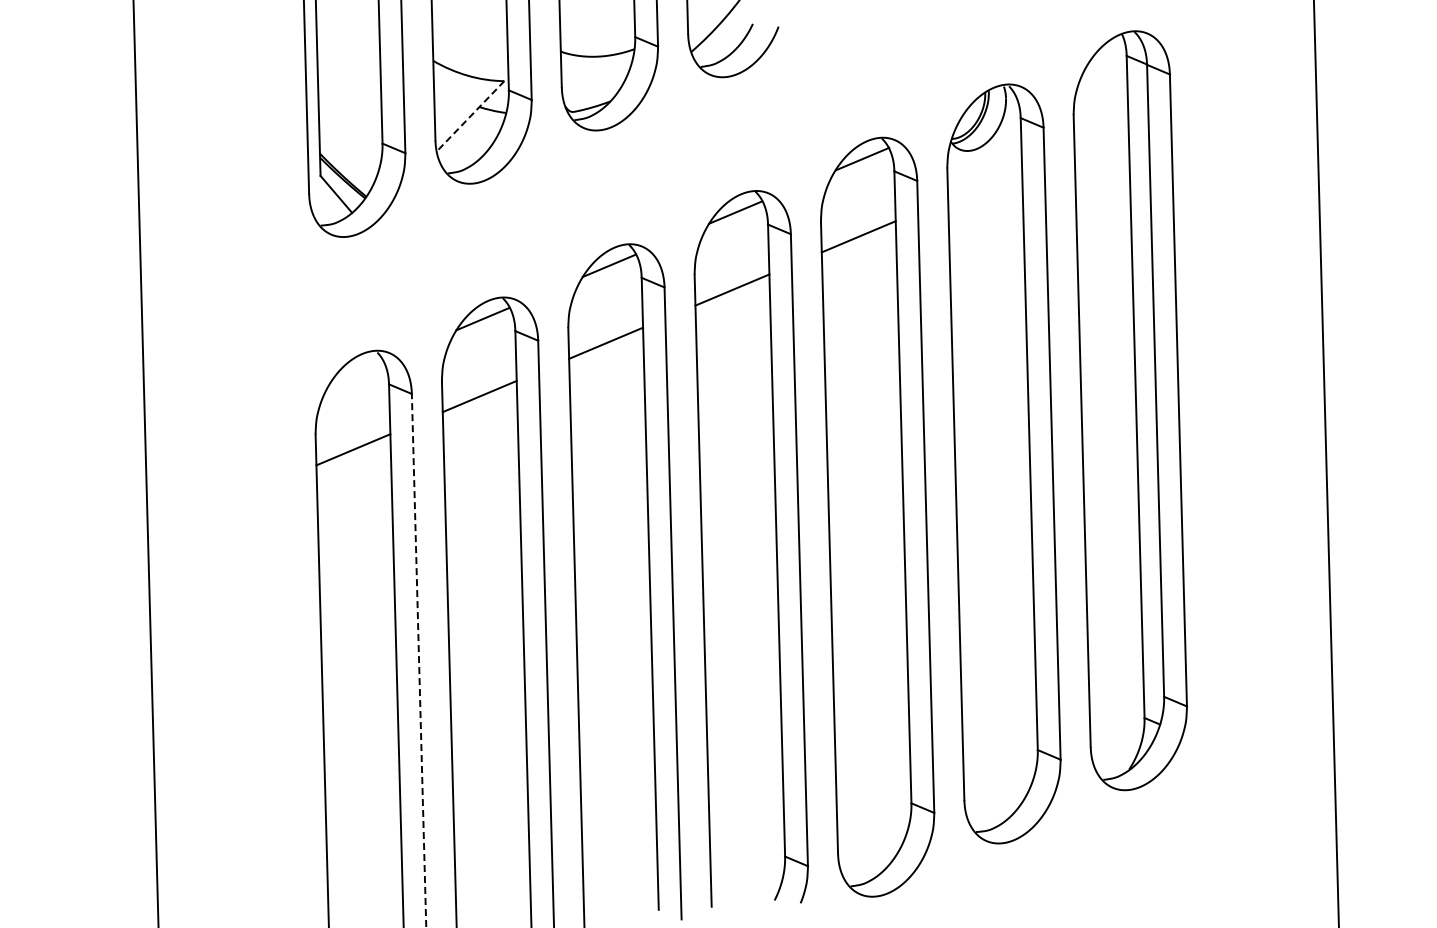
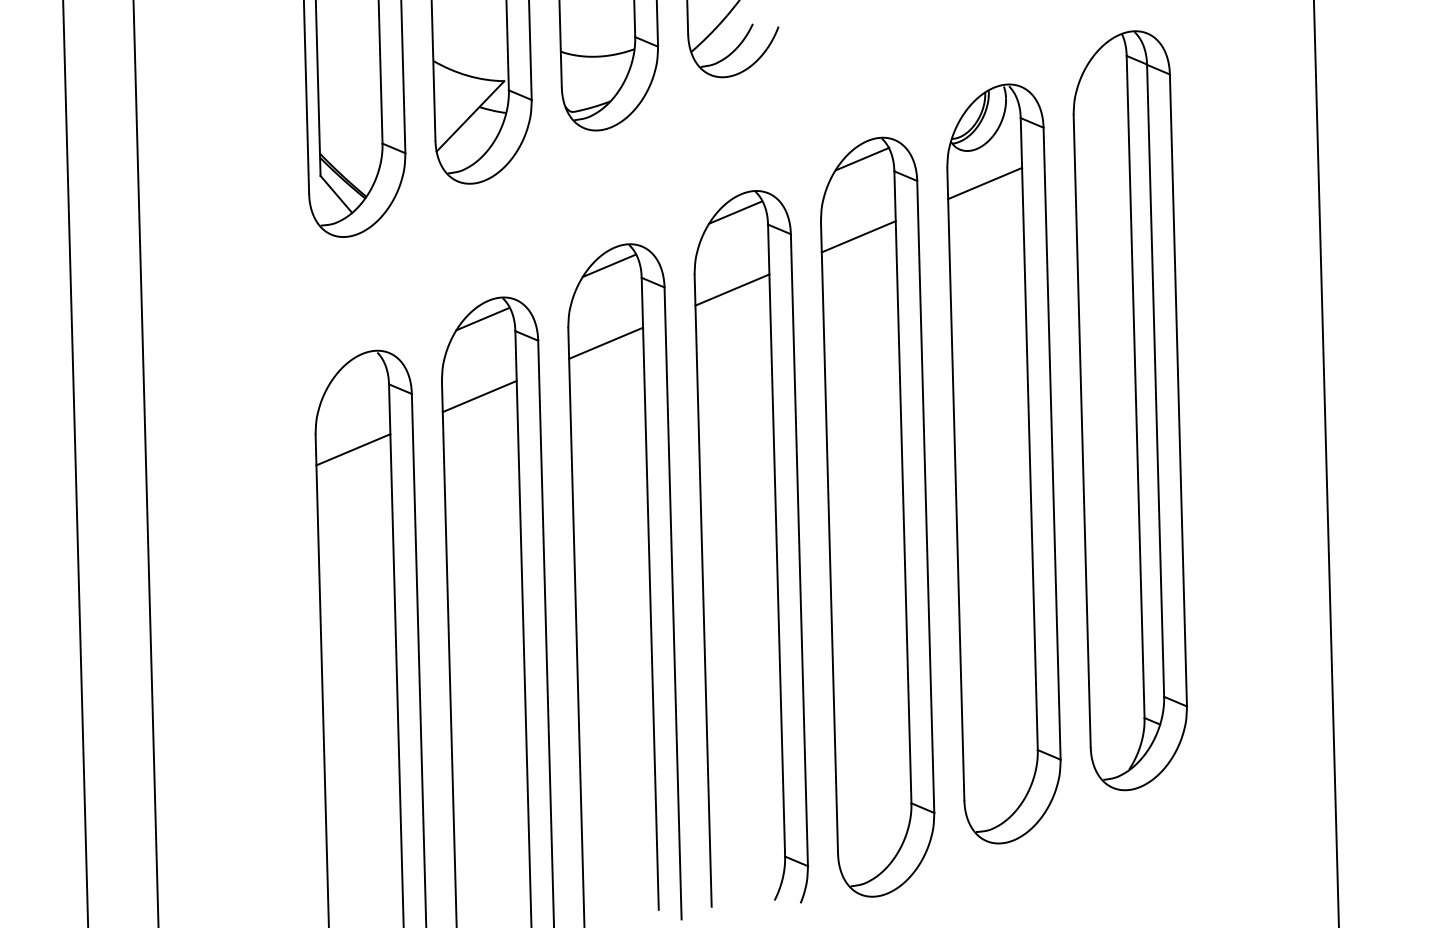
line: dashed -> solid (470, 116)
line: none -> present (985, 183)
line: none -> present (75, 463)
line: dashed -> solid (419, 660)
